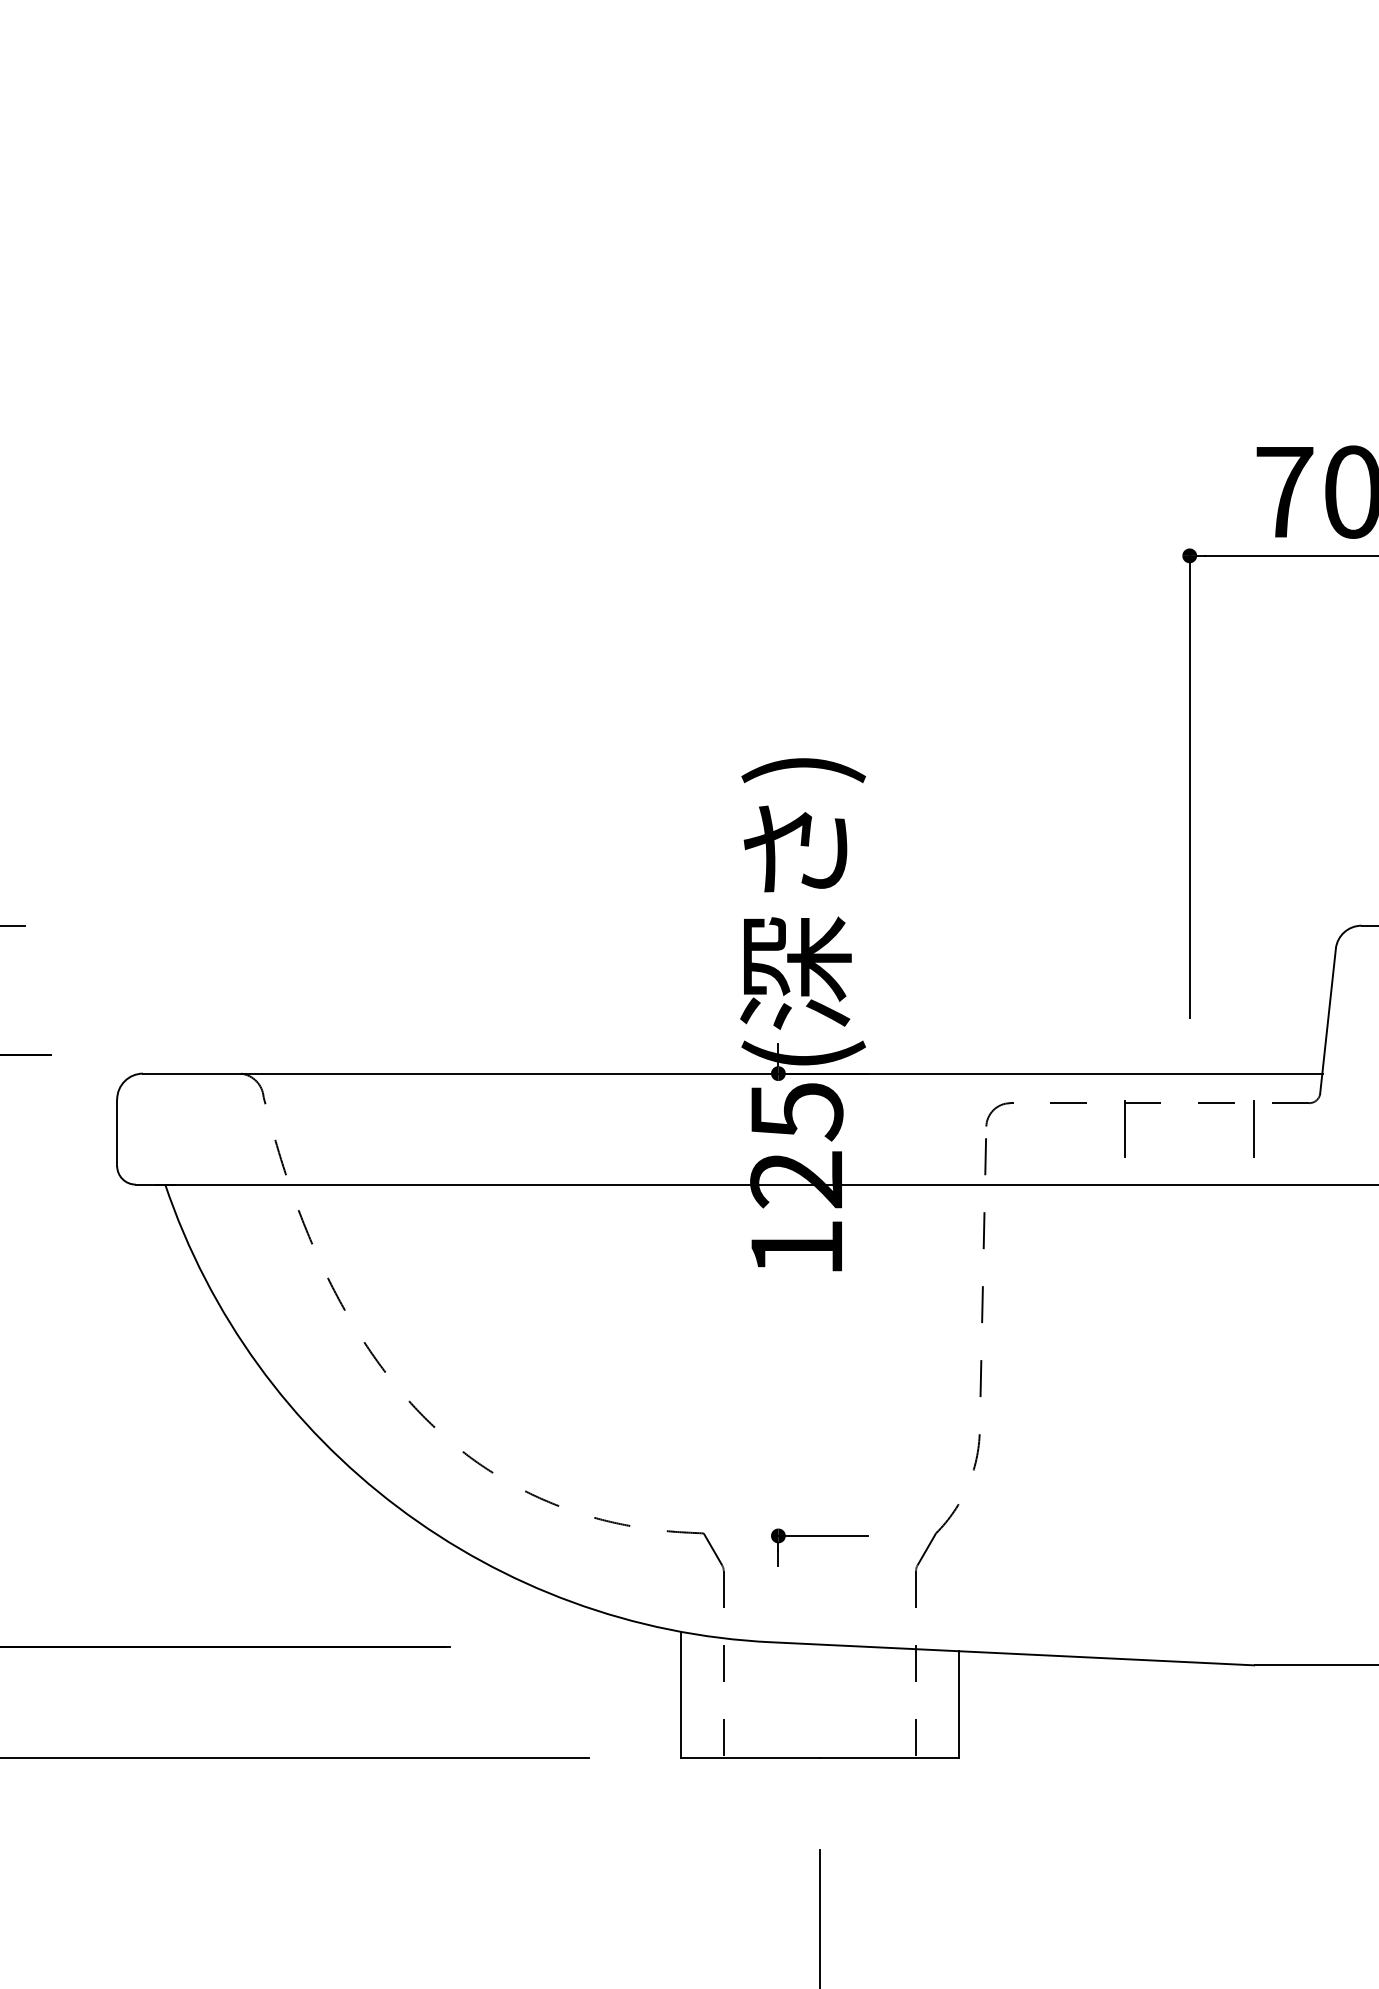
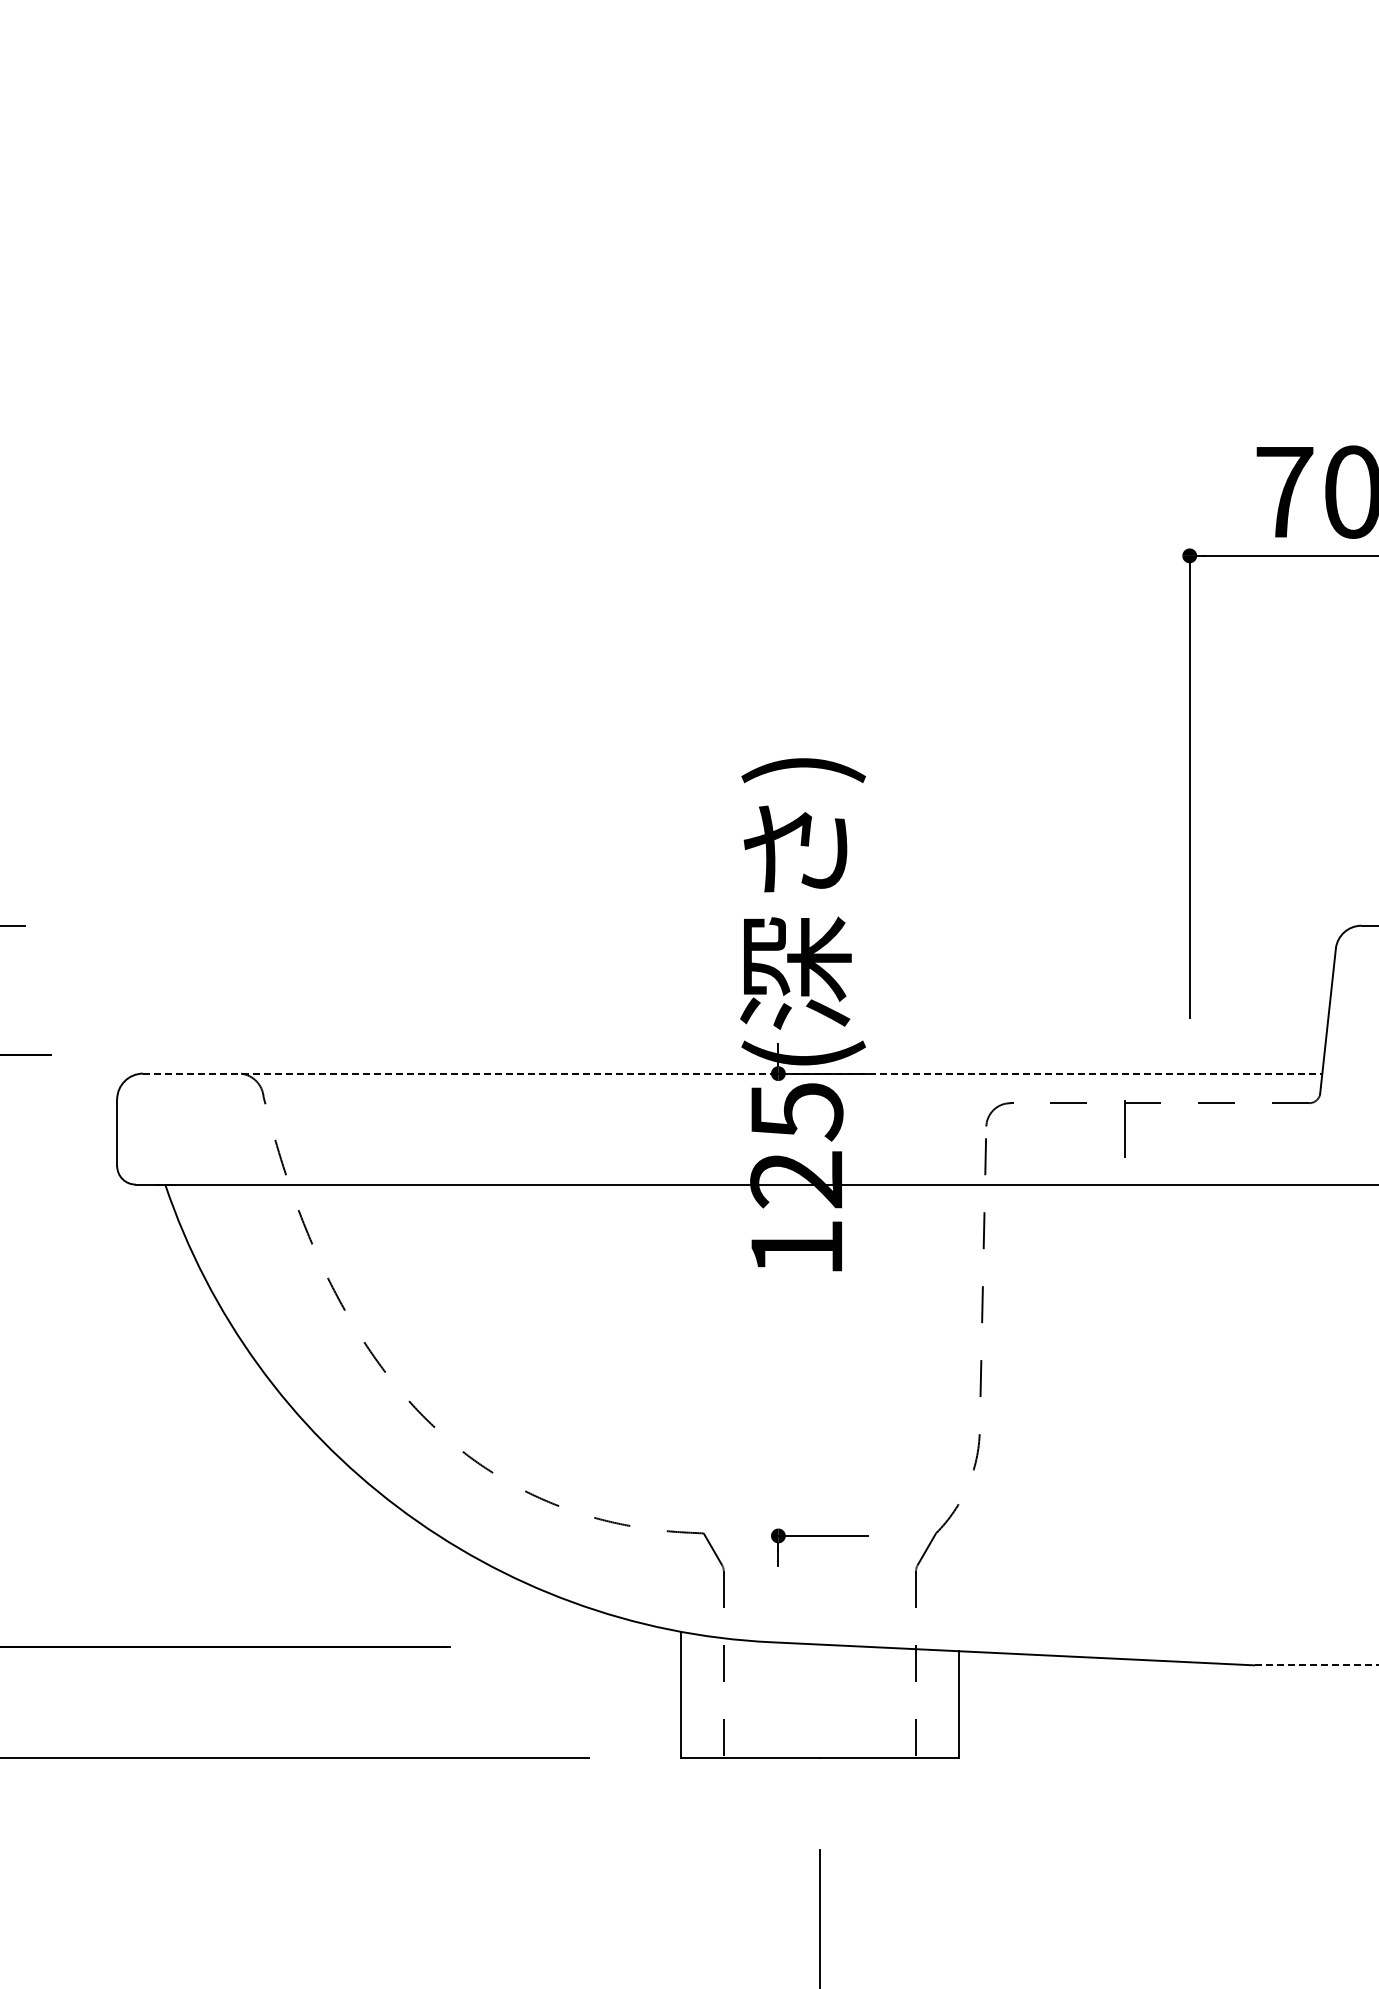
line: solid -> dashed (732, 1073)
line: present -> none (1253, 1128)
line: solid -> dashed (1316, 1665)
